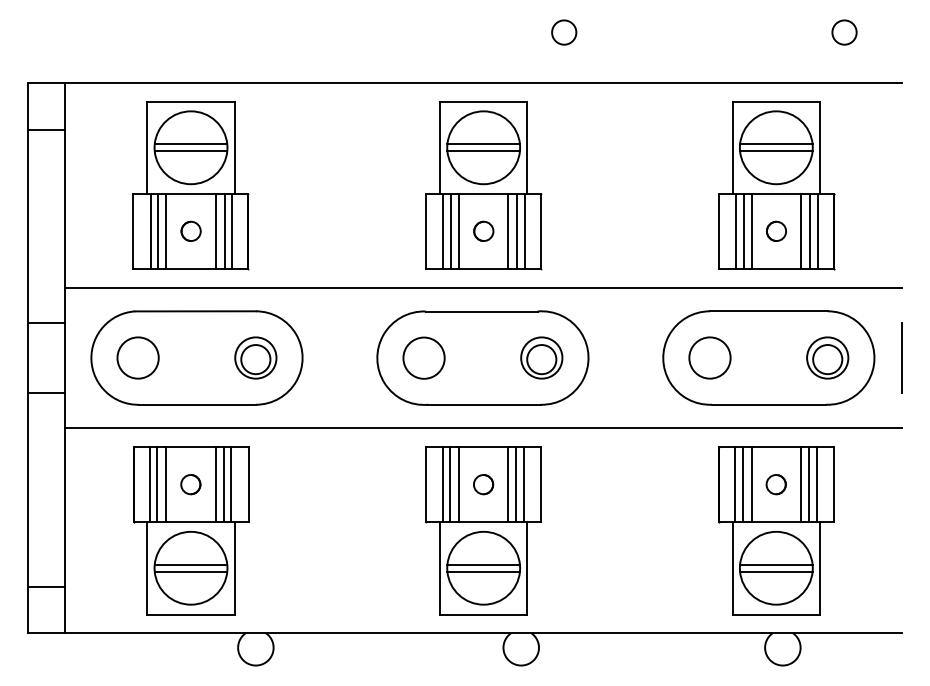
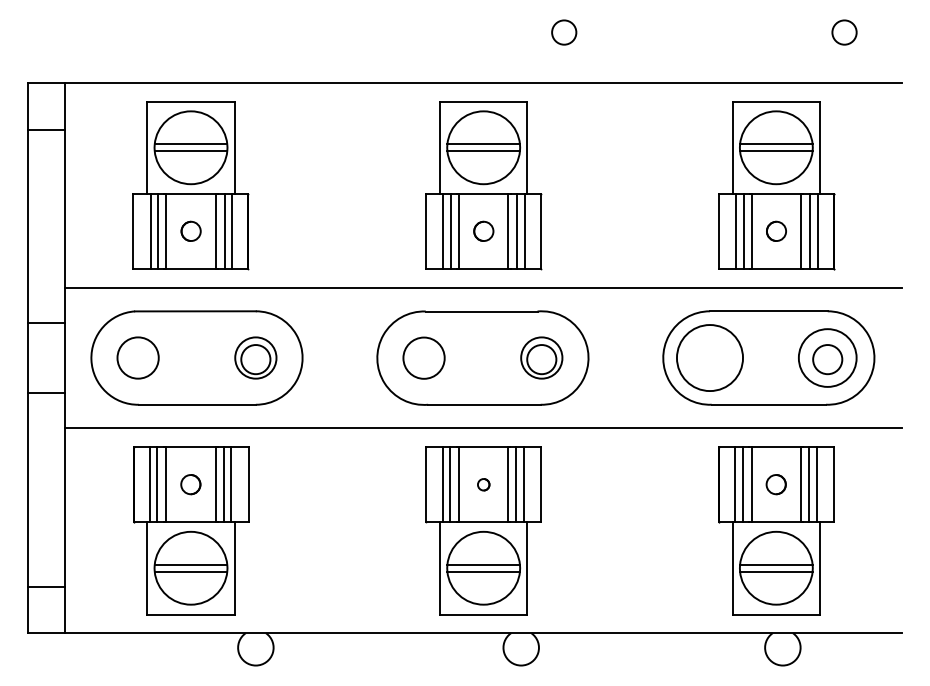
circle diameter: 41 px -> 66 px (709, 358)
circle diameter: 41 px -> 58 px (827, 357)
line: present -> none (902, 357)
part size: 22x22 px -> 14x14 px (483, 484)
